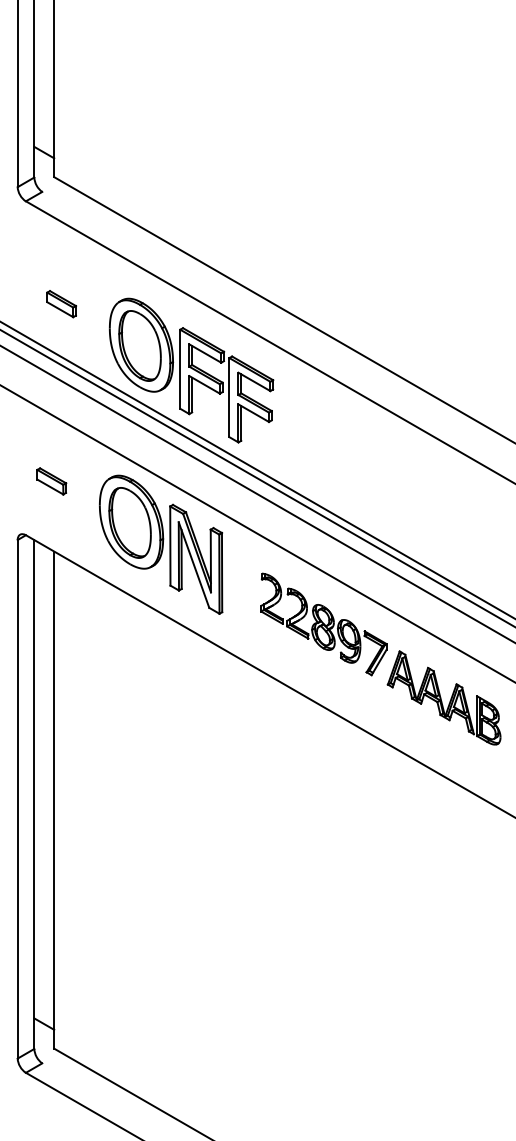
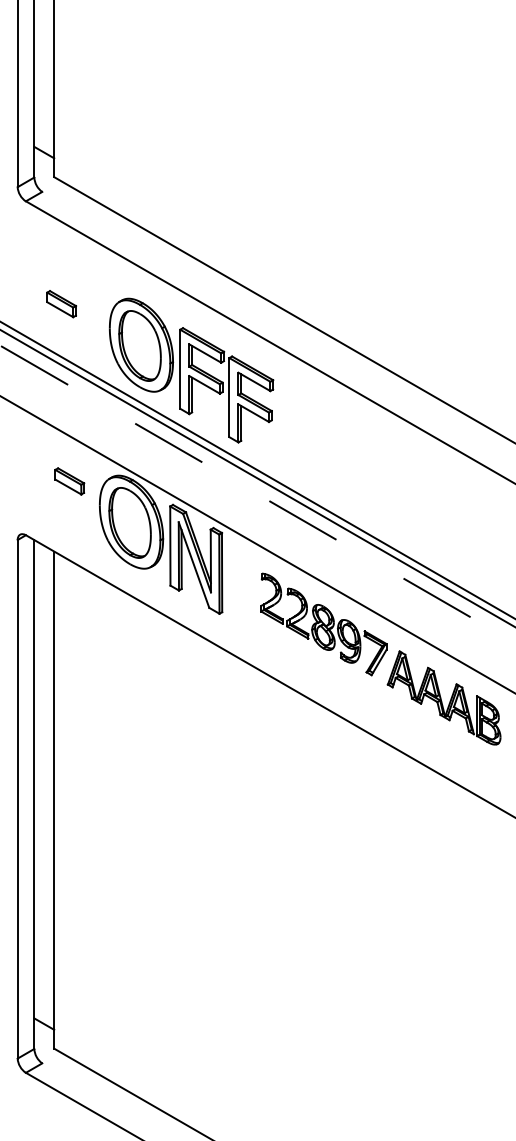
part position: (51, 481) -> (69, 481) (69, 481)
line: solid -> dashed (257, 494)
line position: (257, 533) -> (257, 544) (257, 544)
